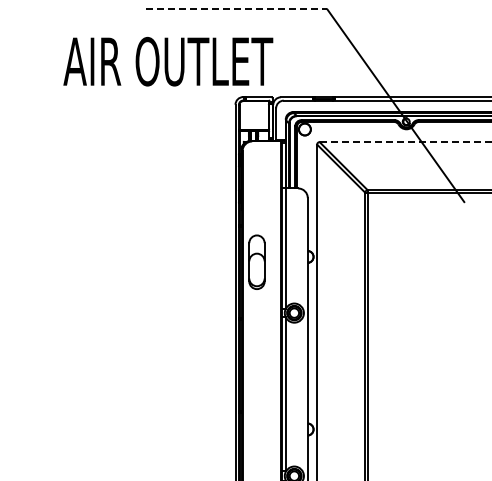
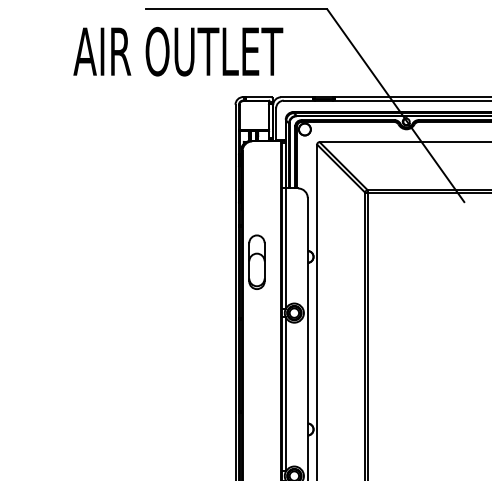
line: dashed -> solid (236, 9)
text position: (168, 61) -> (178, 51) (178, 51)
line: dashed -> solid (405, 142)
